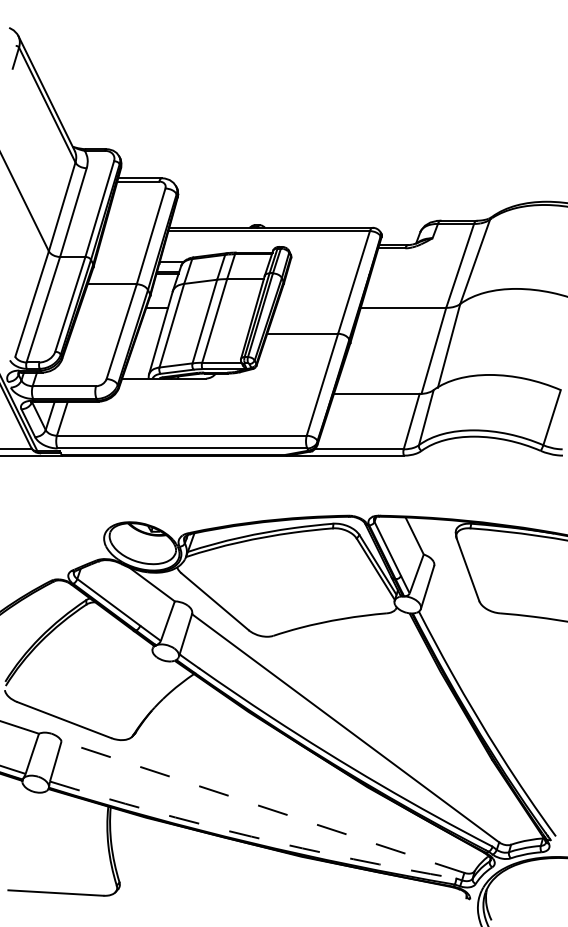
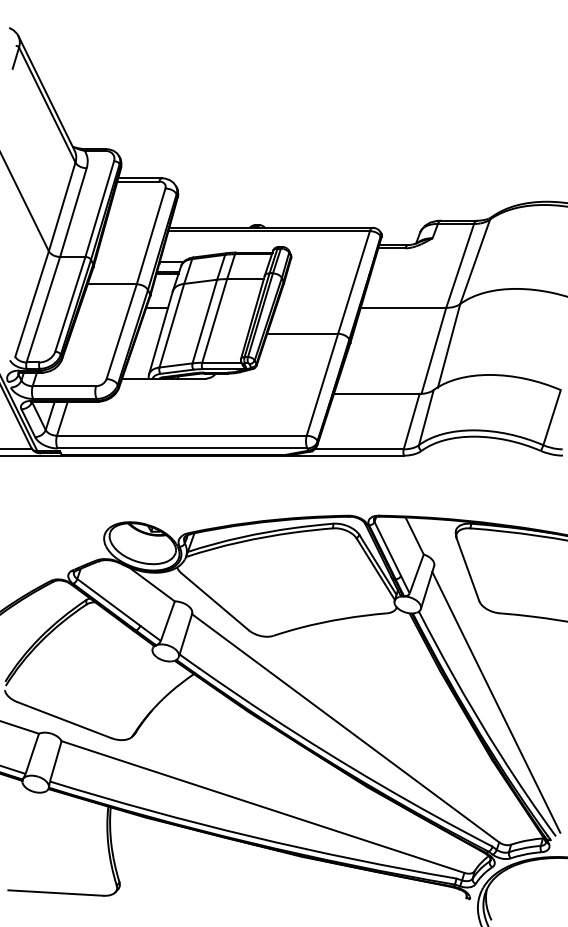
line: none -> present (496, 701)
line: dashed -> solid (263, 807)
arc: dashed -> solid (251, 836)
